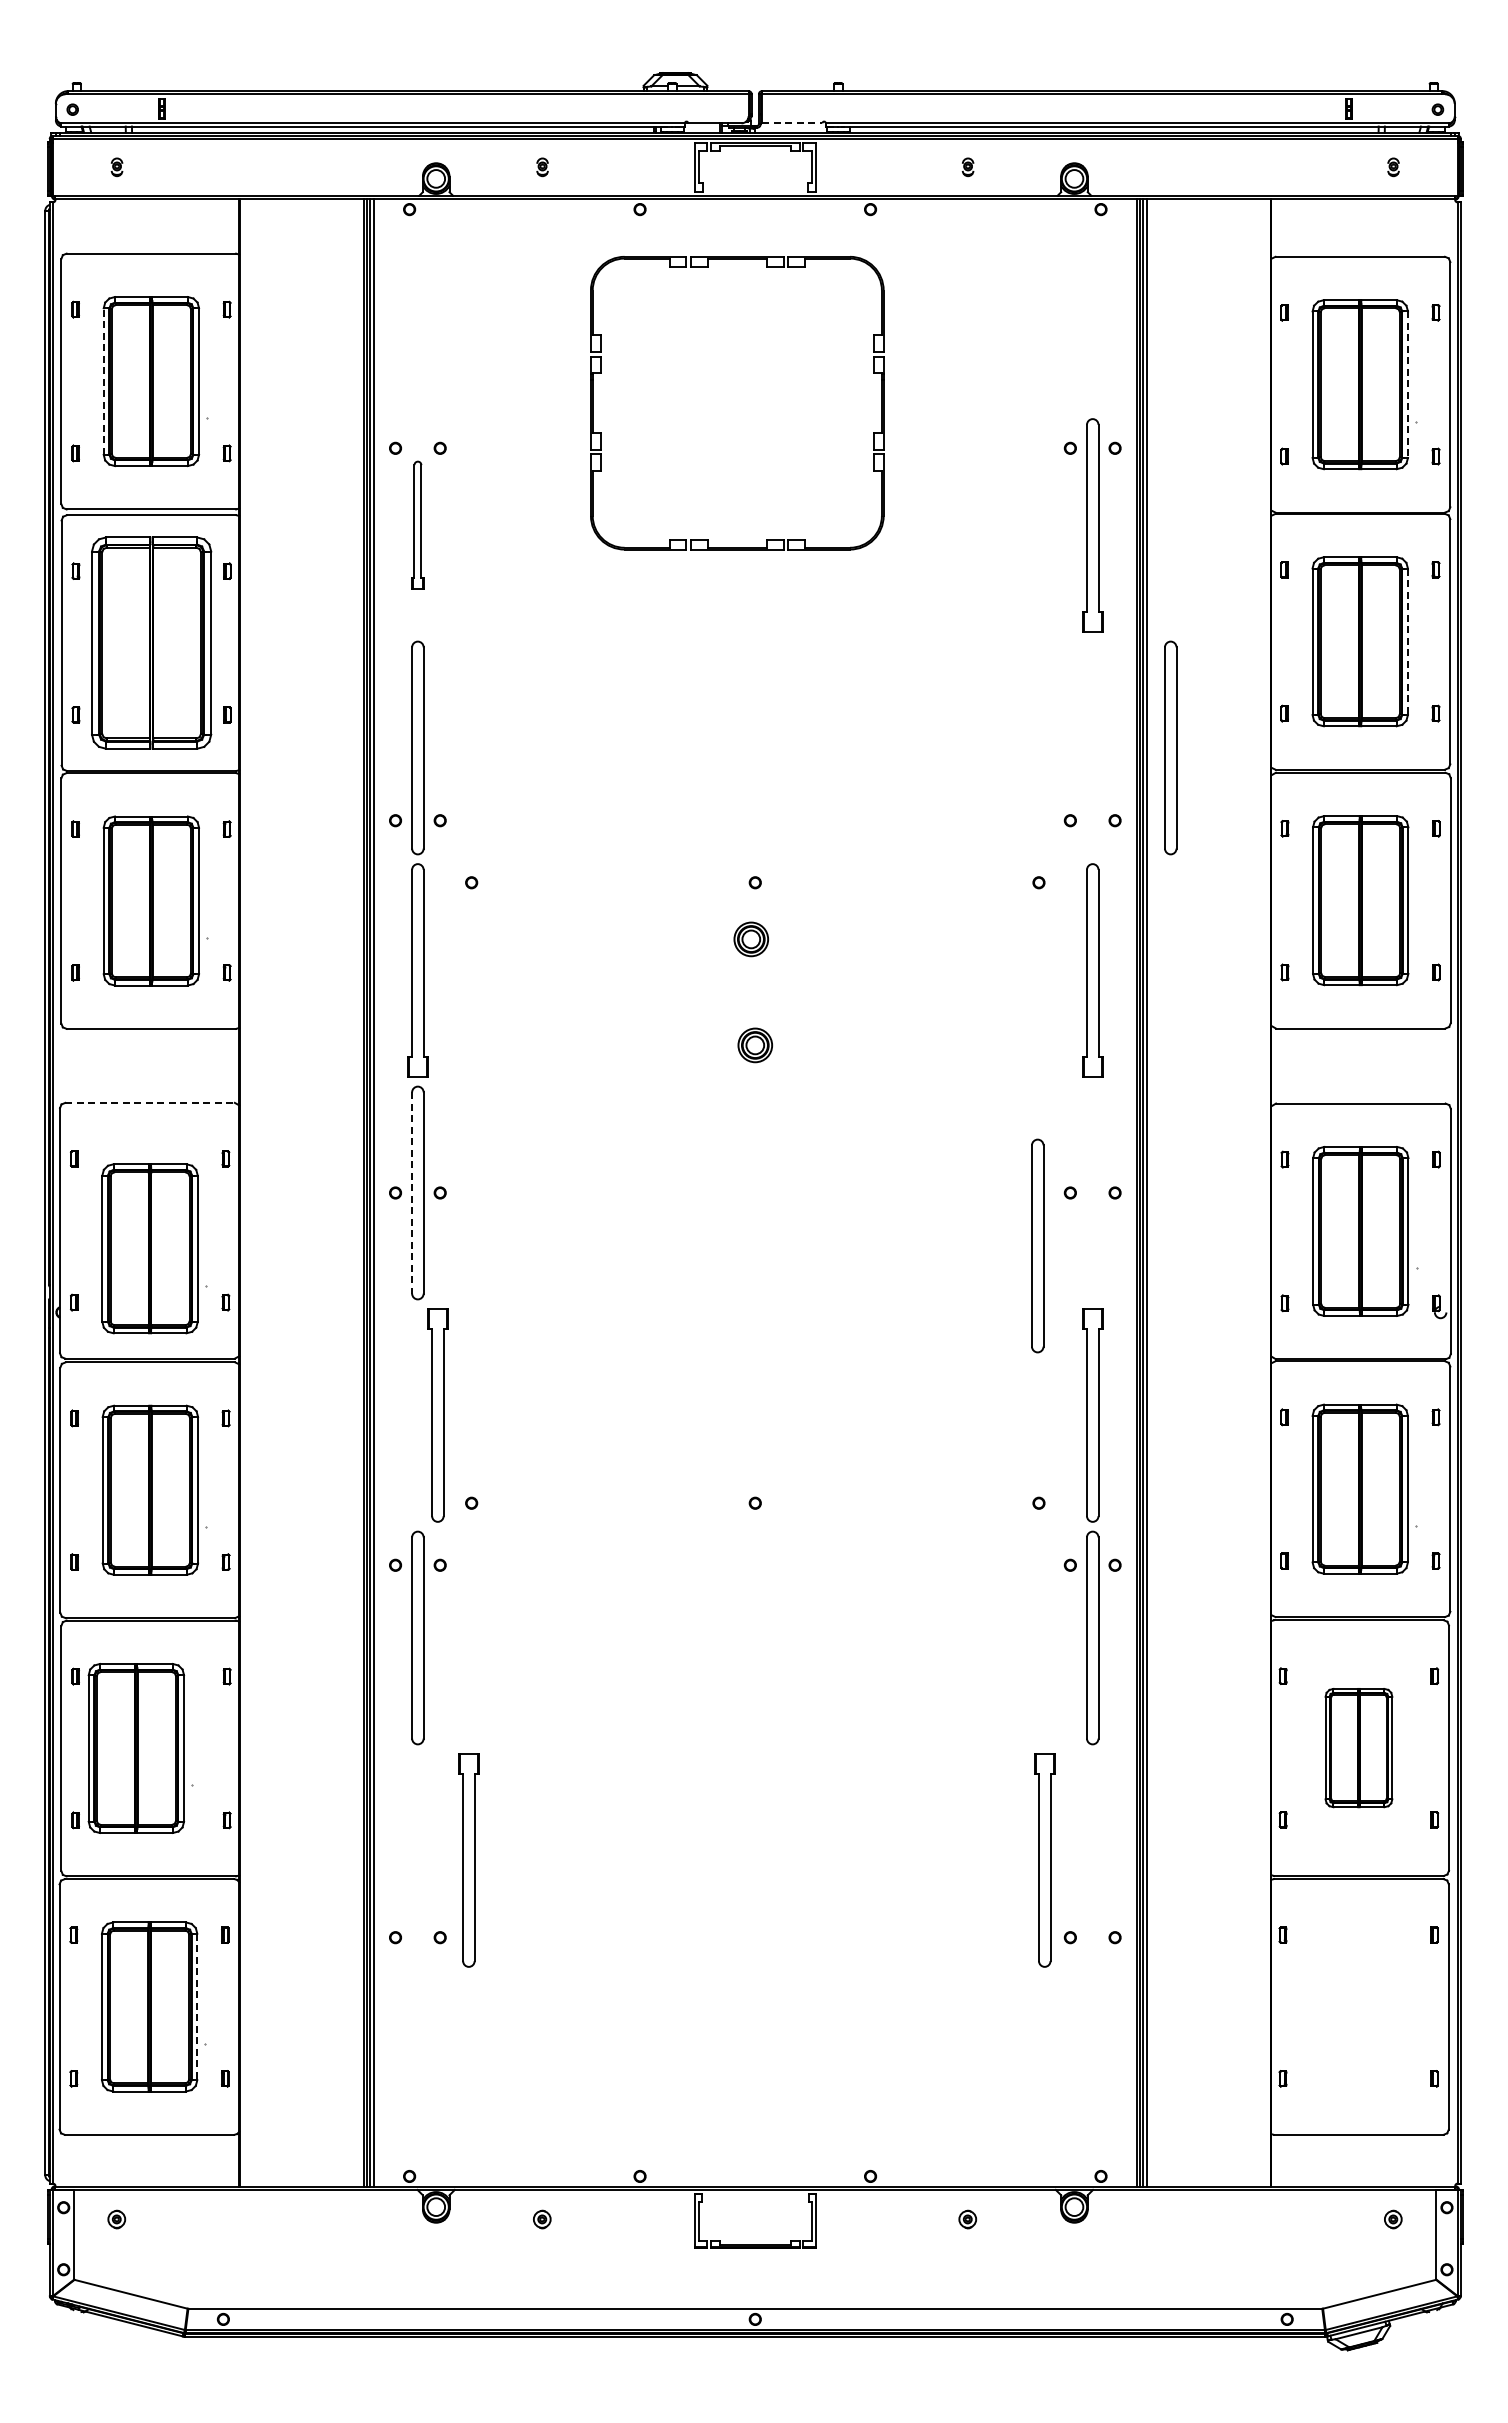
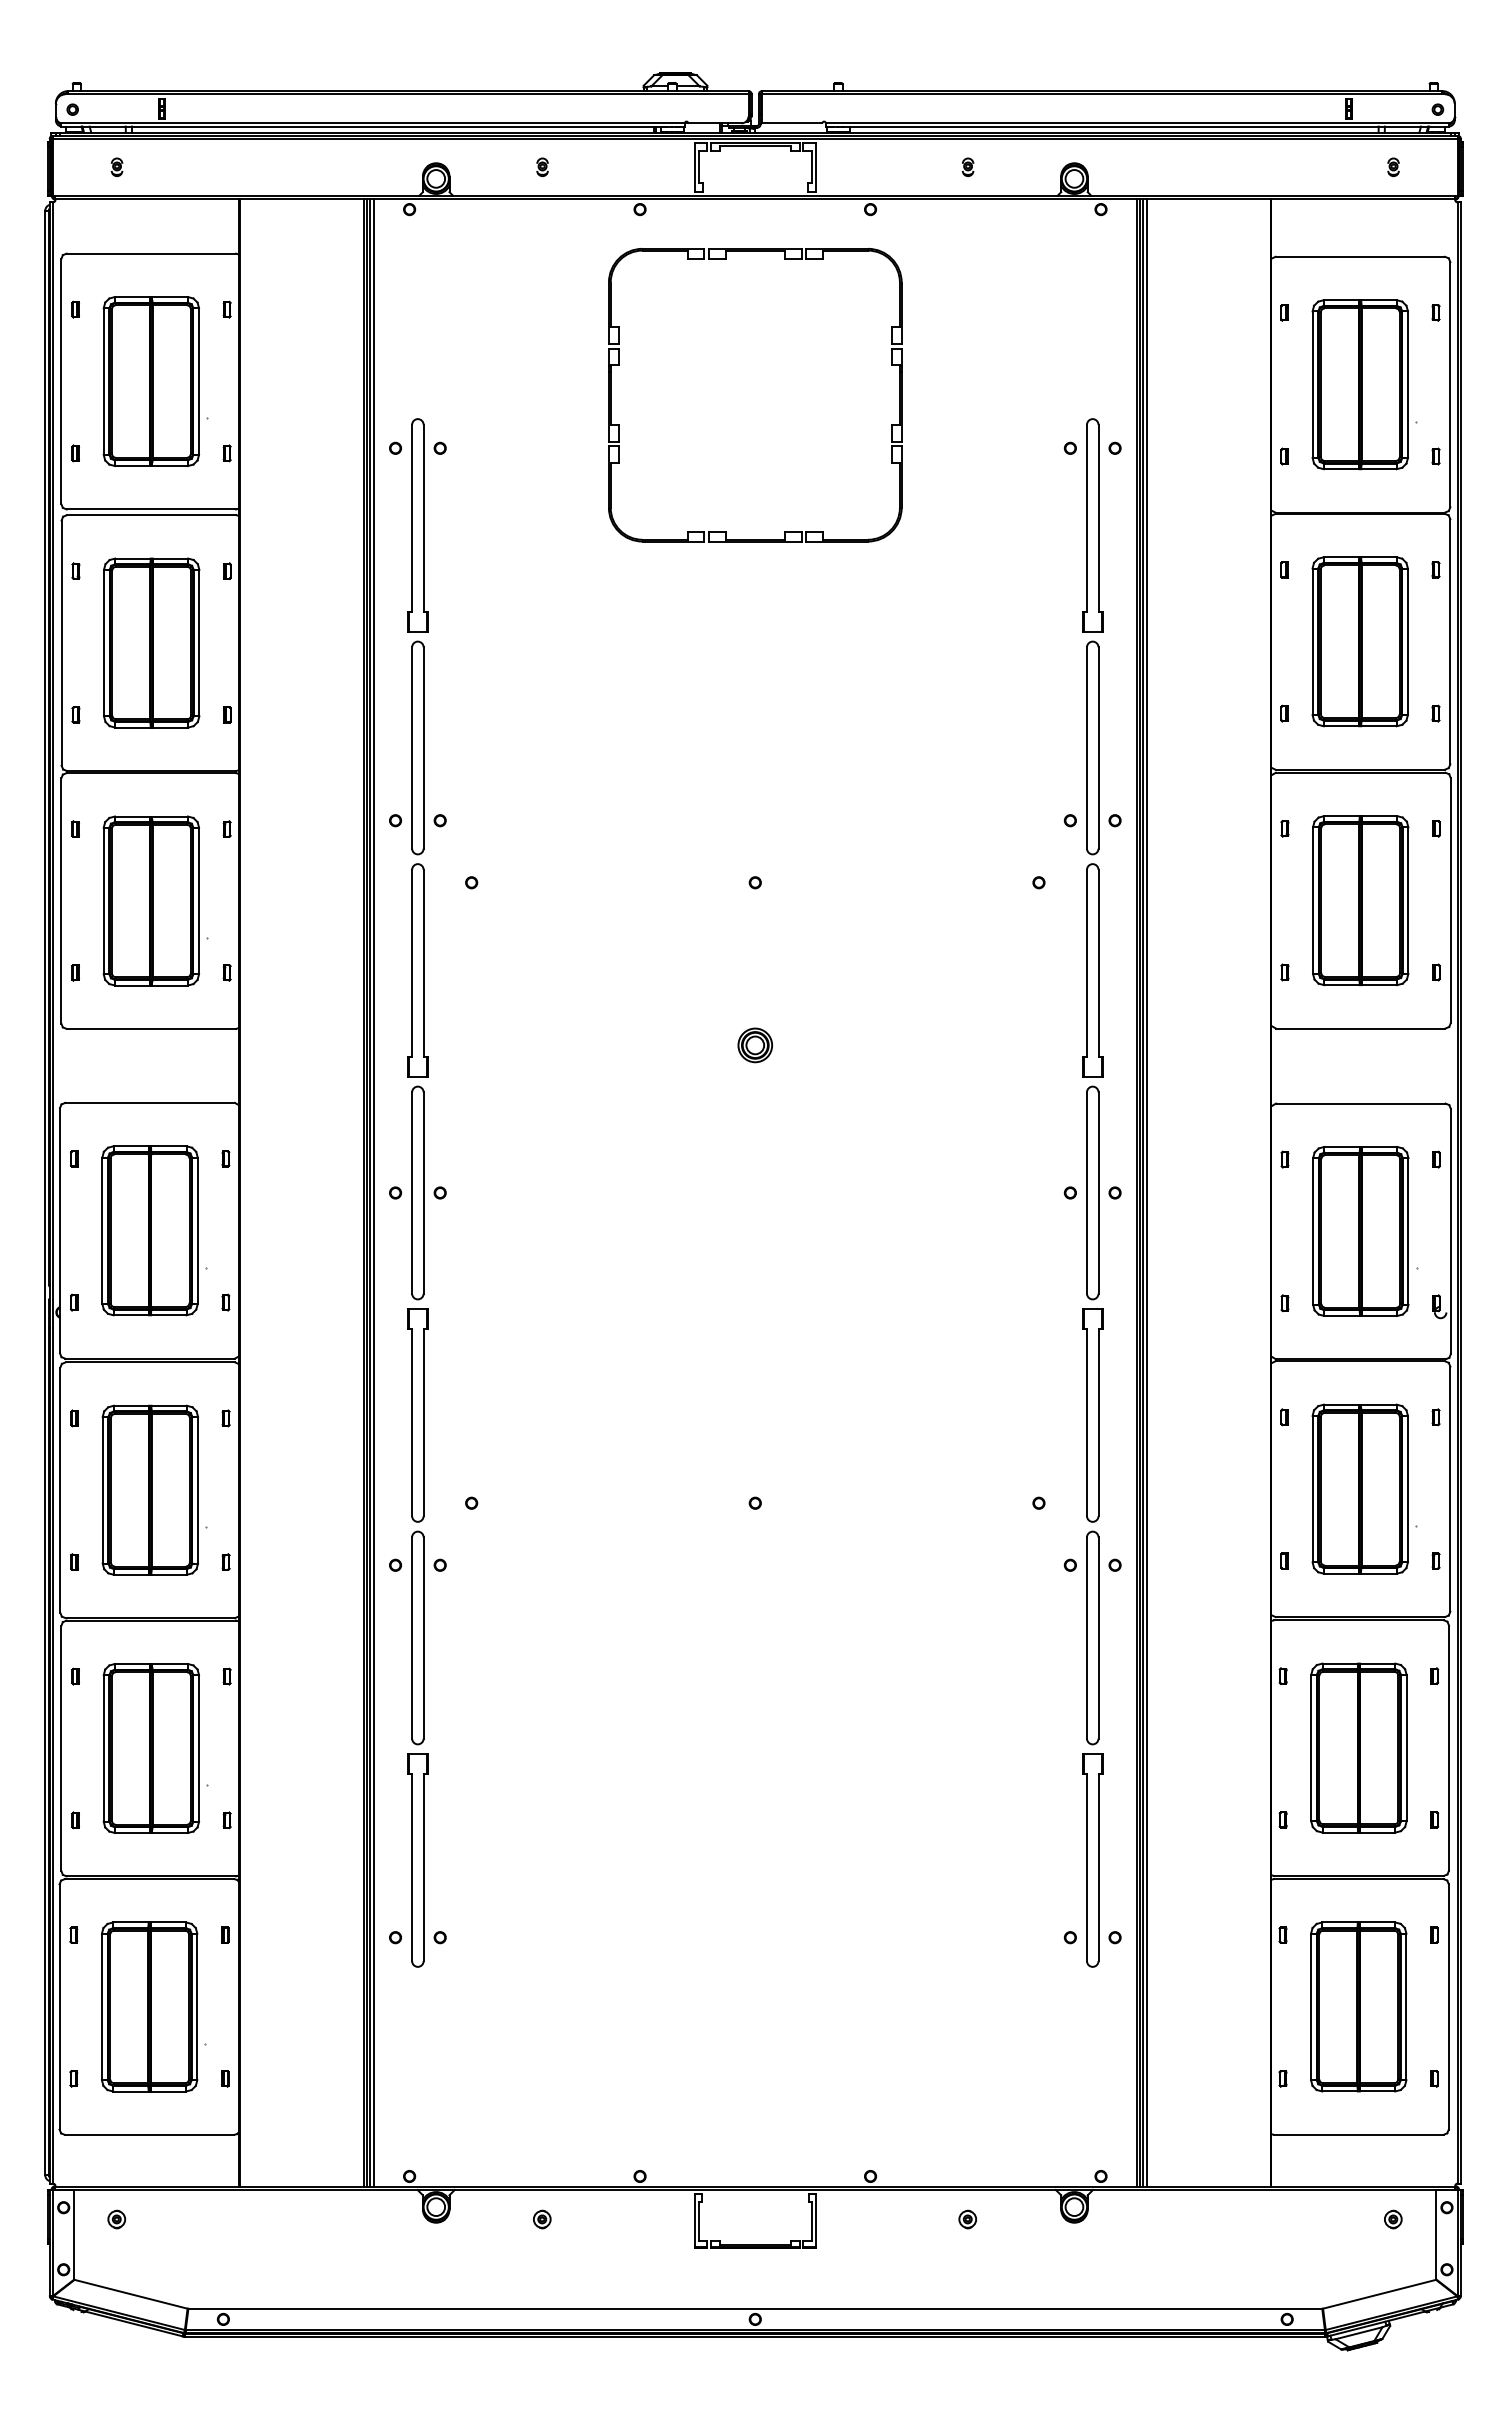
line: dashed -> solid (792, 123)
part position: (708, 267) -> (726, 259) (726, 259)
line: dashed -> solid (103, 381)
line: dashed -> solid (1407, 385)
part size: 14x130 px -> 22x215 px (417, 525)
part size: 122x214 px -> 98x172 px (151, 642)
line: dashed -> solid (1407, 642)
part position: (1170, 747) -> (1092, 747) (1092, 747)
part: present -> none (750, 939)
line: dashed -> solid (150, 1102)
line: dashed -> solid (412, 1193)
part position: (1037, 1245) -> (1092, 1192) (1092, 1192)
part position: (154, 1248) -> (154, 1230) (154, 1230)
part position: (437, 1415) -> (417, 1415) (417, 1415)
part position: (140, 1748) -> (155, 1748) (155, 1748)
part size: 70x121 px -> 98x172 px (1358, 1747)
part position: (468, 1860) -> (417, 1860) (417, 1860)
part position: (1044, 1860) -> (1092, 1860) (1092, 1860)
part: none -> present (1358, 2006)
line: dashed -> solid (197, 2007)
